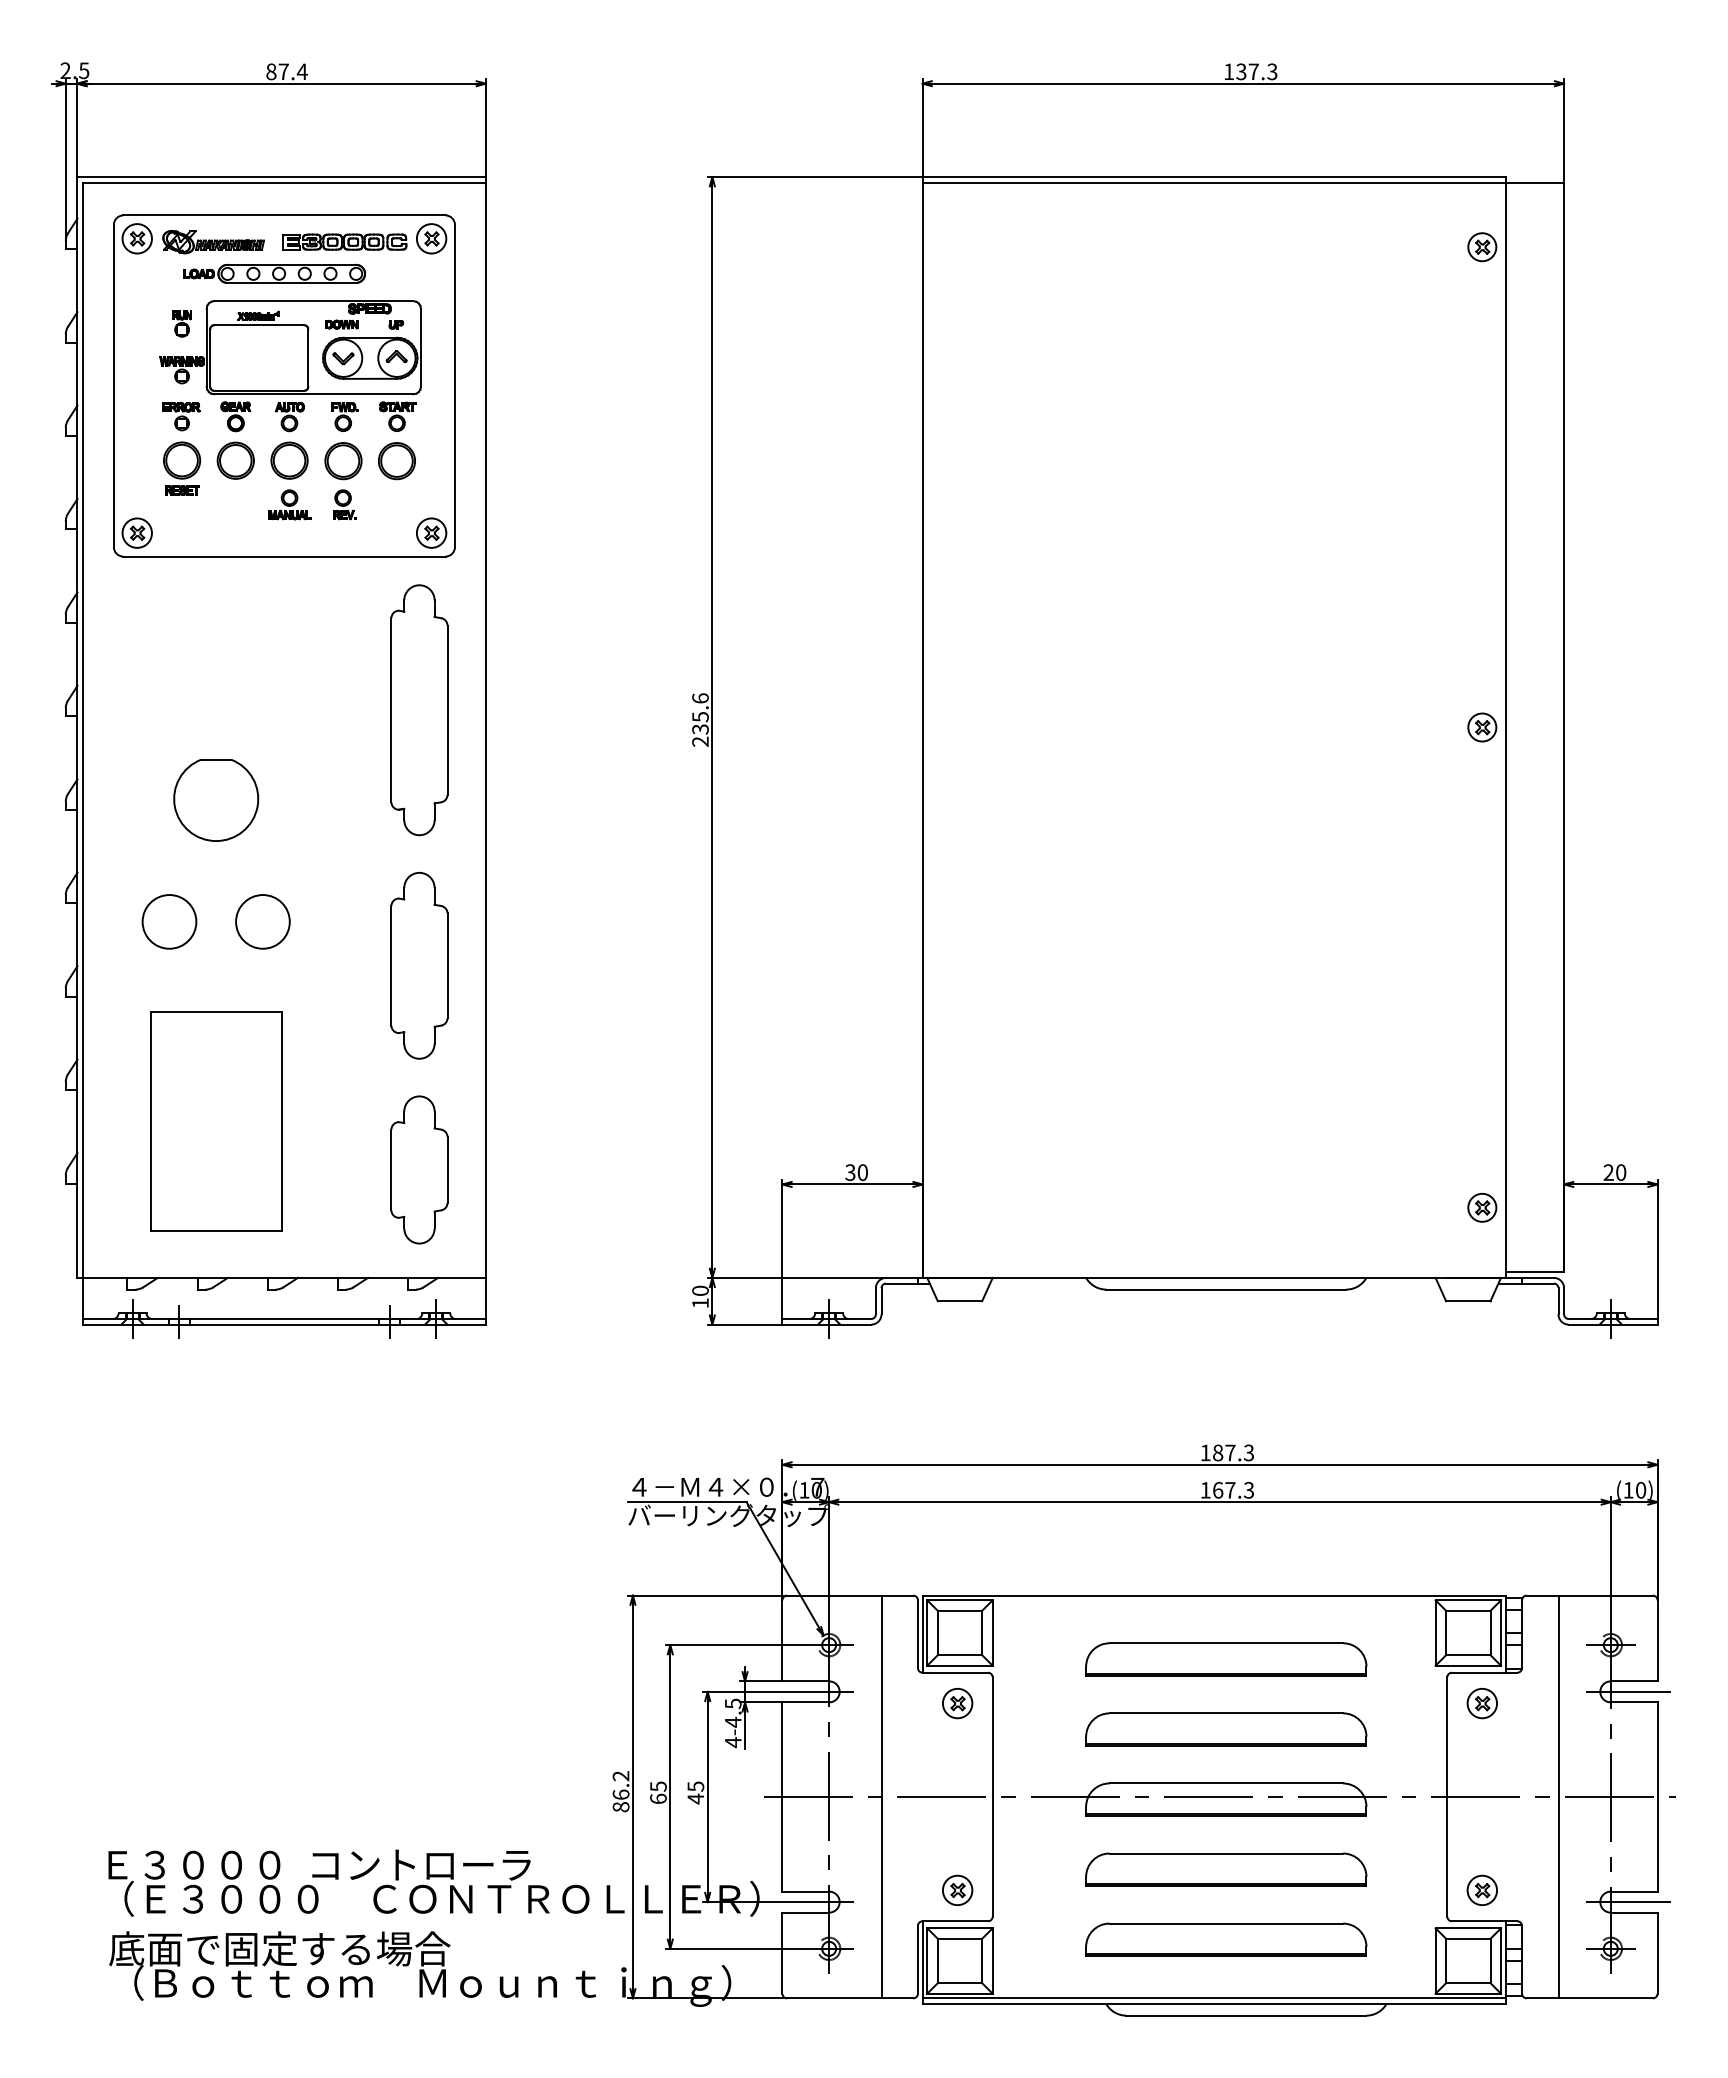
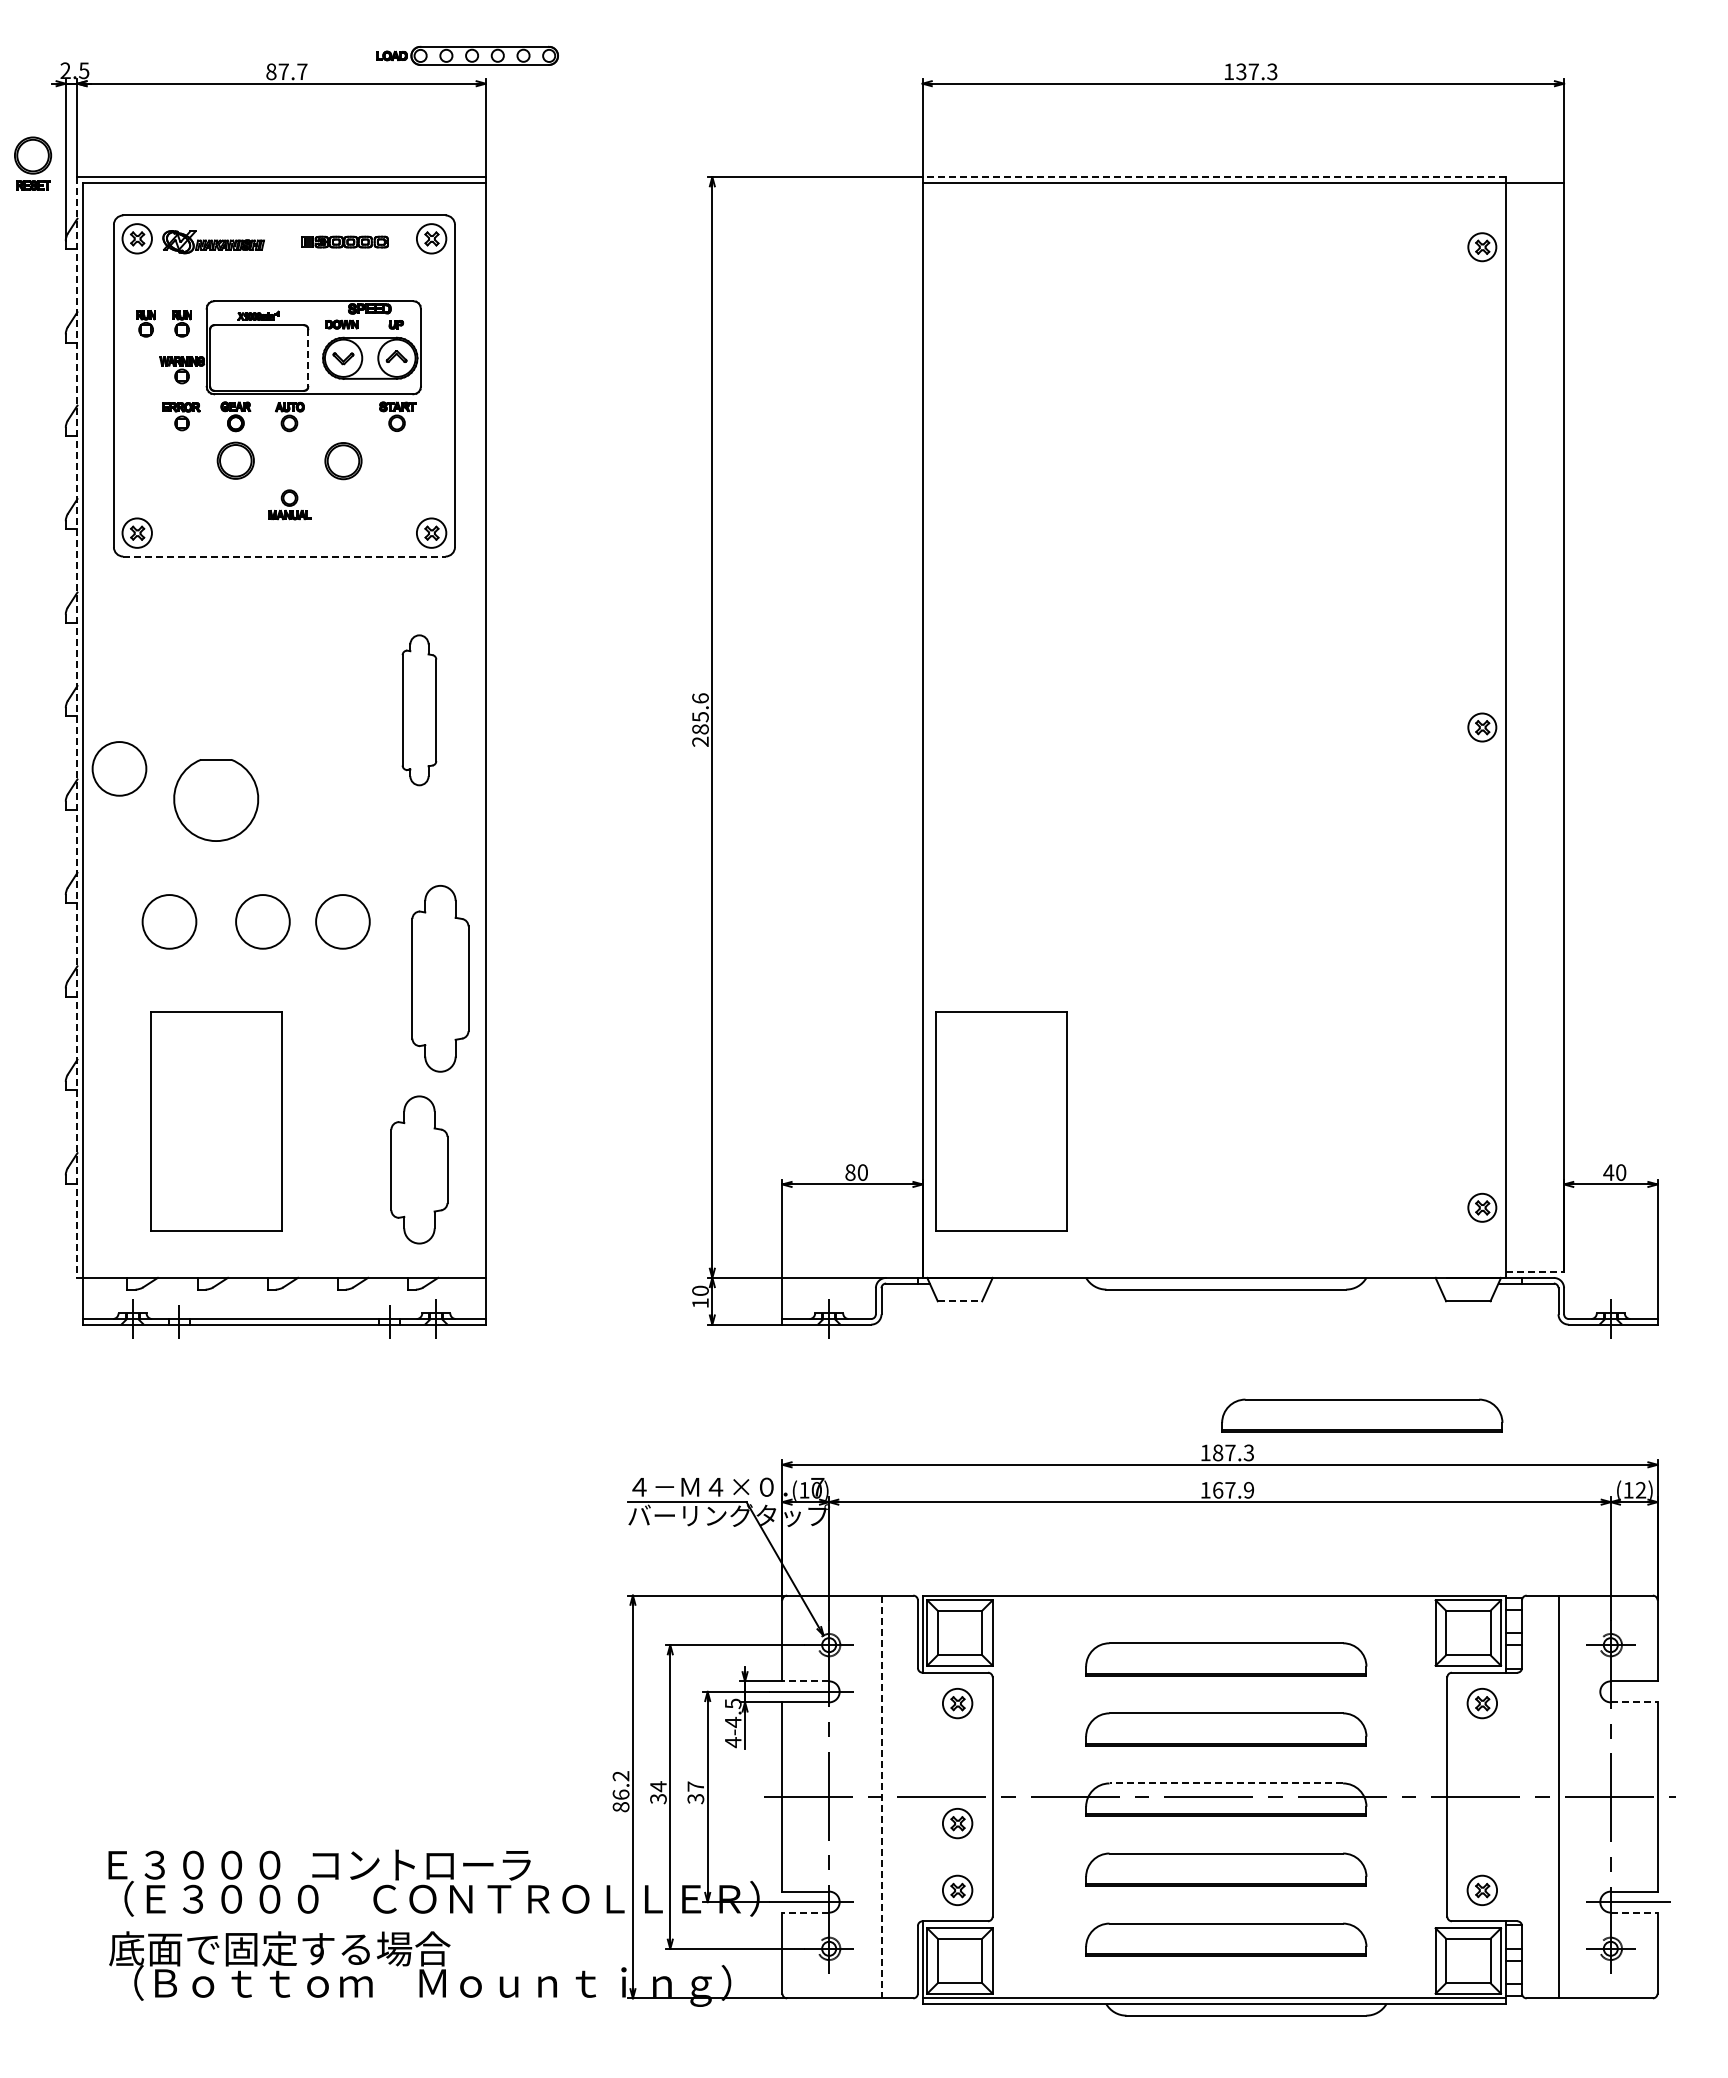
text: 87.4 -> 87.7 (301, 71)
line: solid -> dashed (1214, 177)
part size: 126x18 px -> 88x14 px (344, 241)
part position: (274, 273) -> (467, 55) (467, 55)
part: none -> present (145, 323)
line: solid -> dashed (308, 358)
part: present -> none (344, 416)
part: present -> none (289, 460)
part: present -> none (396, 461)
part position: (182, 468) -> (33, 163) (33, 163)
part: present -> none (344, 504)
line: solid -> dashed (284, 556)
part size: 59x253 px -> 37x153 px (419, 710)
line: solid -> dashed (77, 728)
text: 235.6 -> 285.6 (700, 729)
circle: none -> present (119, 768)
circle: none -> present (342, 921)
part position: (419, 965) -> (440, 978) (440, 978)
part: none -> present (1001, 1121)
text: 30 -> 80 (850, 1172)
text: 20 -> 40 (1608, 1172)
line: solid -> dashed (1535, 1272)
line: solid -> dashed (960, 1301)
part: none -> present (1362, 1415)
text: 167.3 -> 167.9 (1248, 1490)
text: (10) -> (12) (1641, 1490)
line: solid -> dashed (805, 1681)
line: present -> none (1628, 1691)
line: solid -> dashed (1634, 1702)
line: solid -> dashed (1226, 1783)
text: 65 -> 34 (658, 1792)
text: 45 -> 37 (695, 1792)
line: solid -> dashed (881, 1797)
part: none -> present (957, 1823)
line: solid -> dashed (805, 1912)
line: solid -> dashed (1634, 1912)
